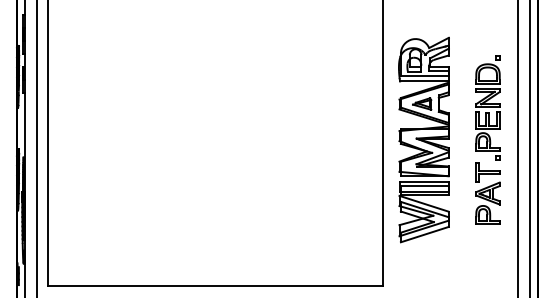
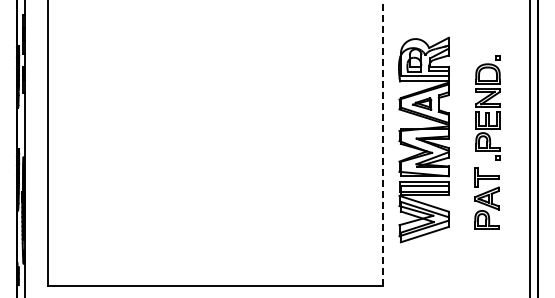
line: solid -> dashed (382, 143)
line: present -> none (36, 148)
line: present -> none (518, 148)
part position: (487, 193) -> (486, 198) (486, 198)
